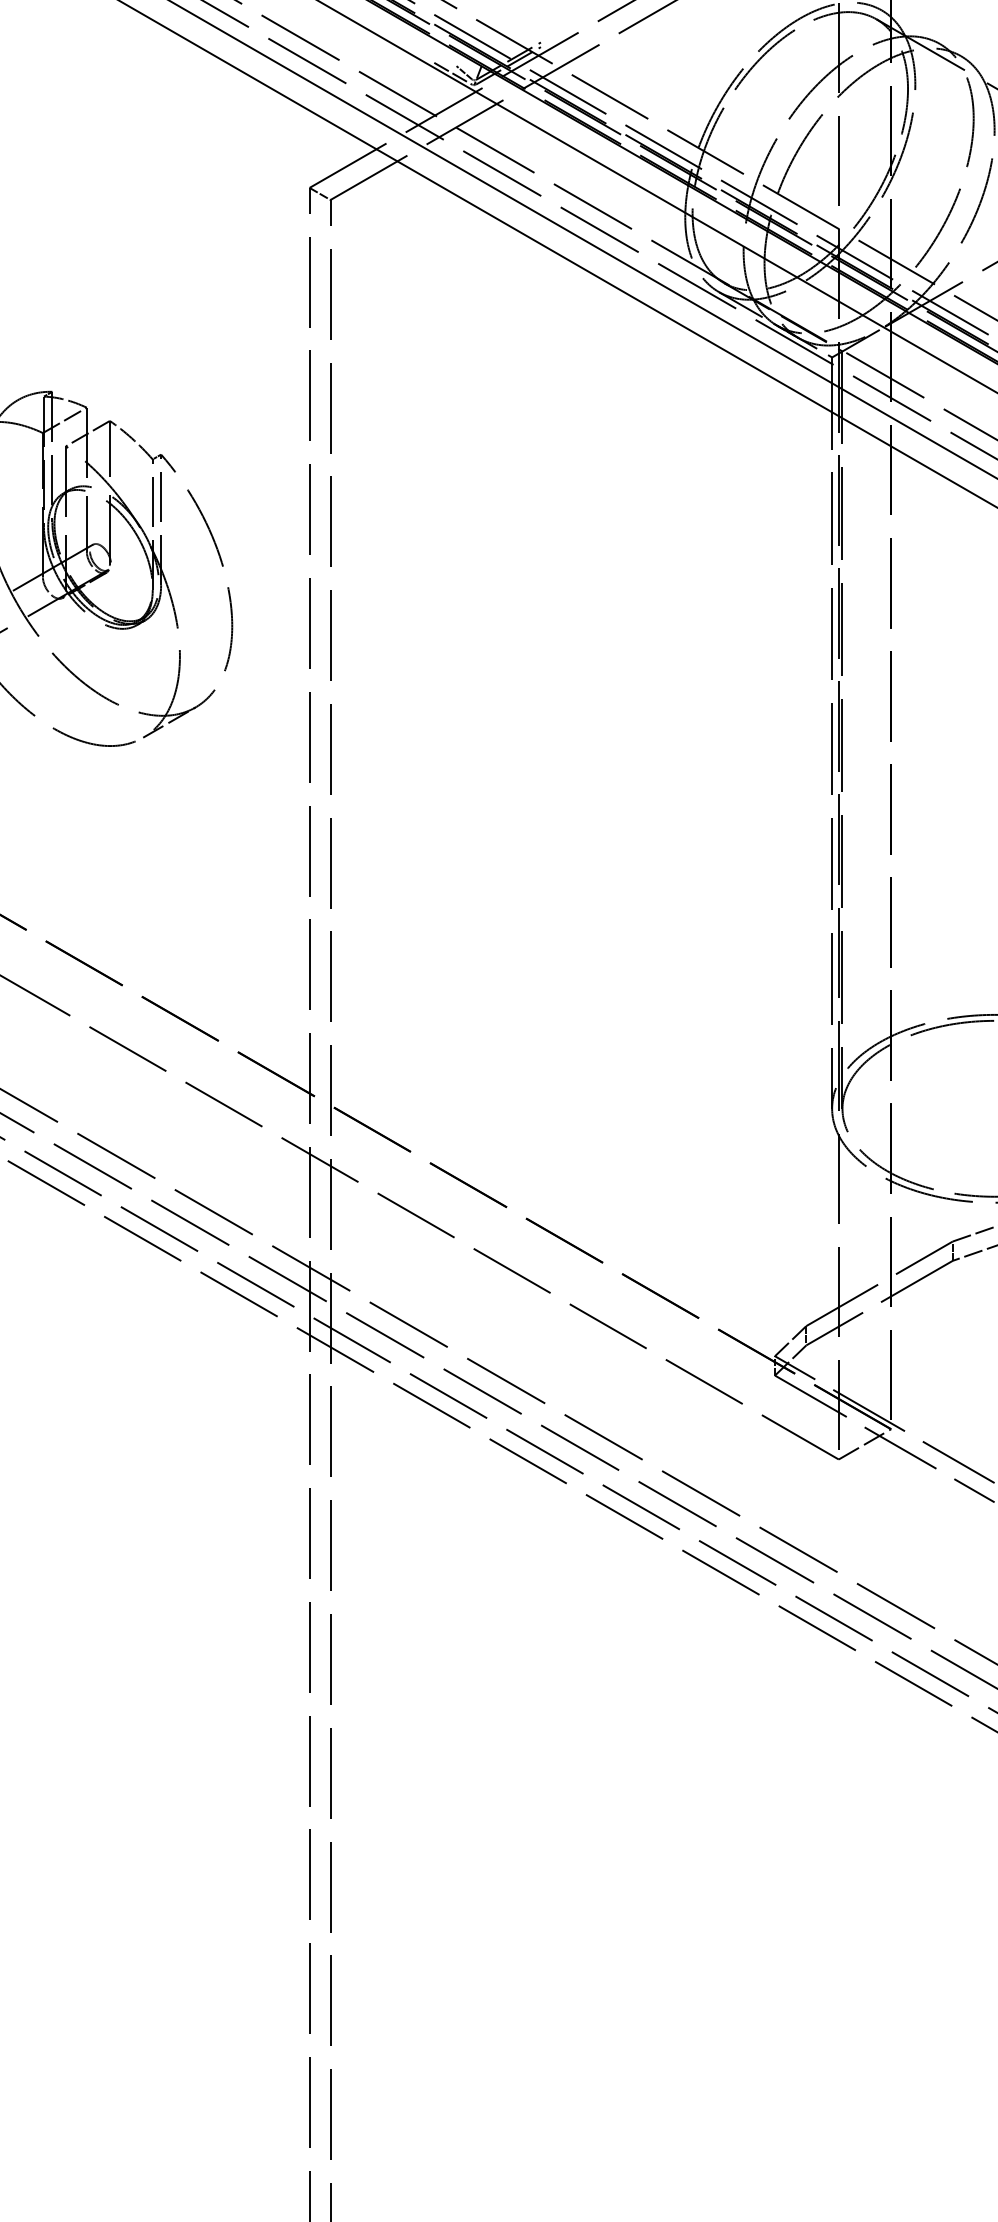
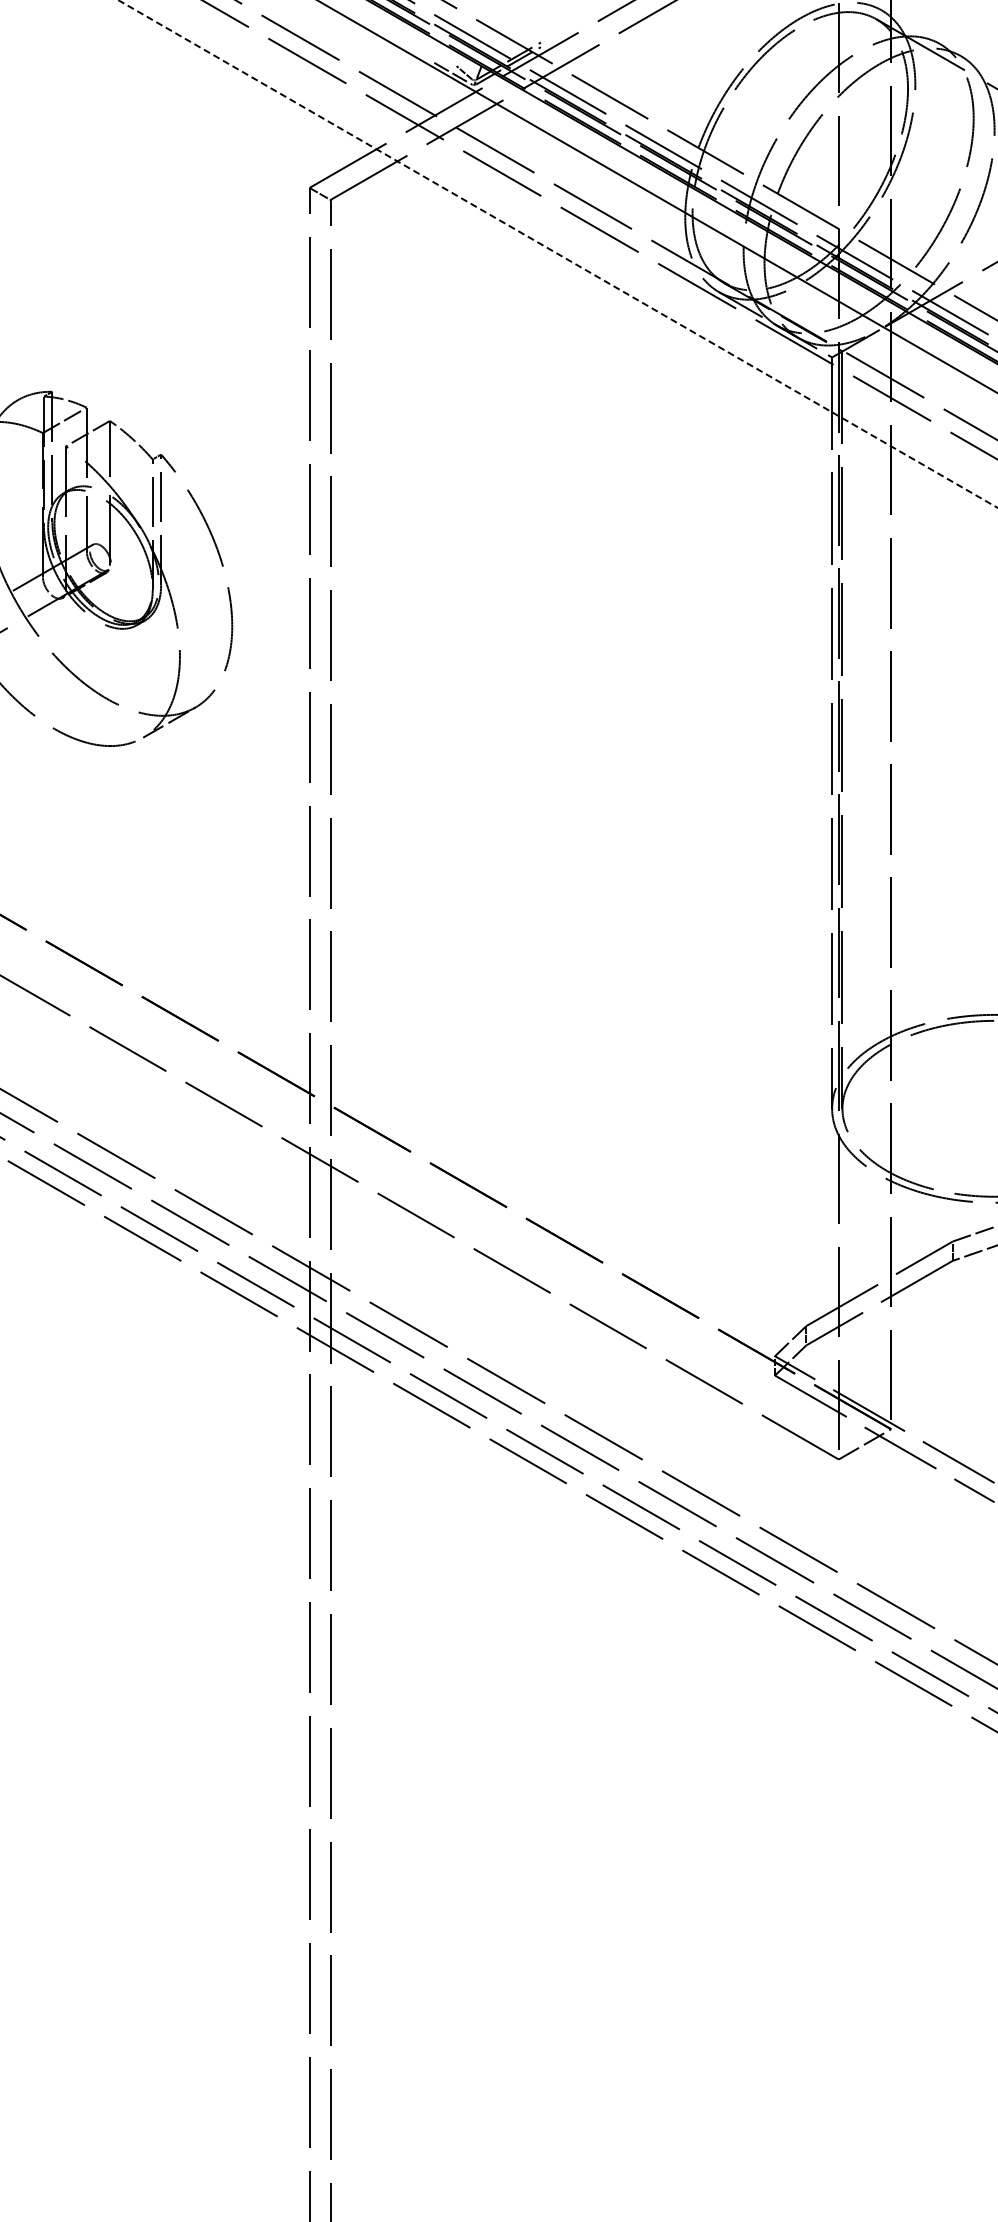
line: present -> none (583, 239)
line: solid -> dashed (557, 253)
